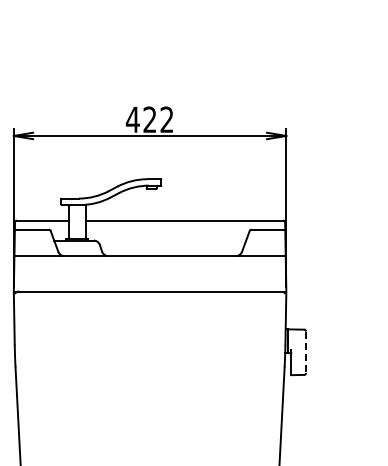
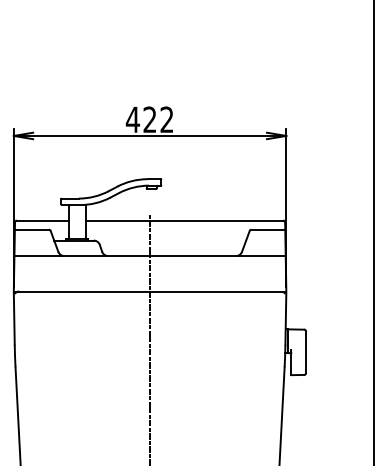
line: none -> present (374, 232)
line: none -> present (150, 338)
line: dashed -> solid (306, 352)
